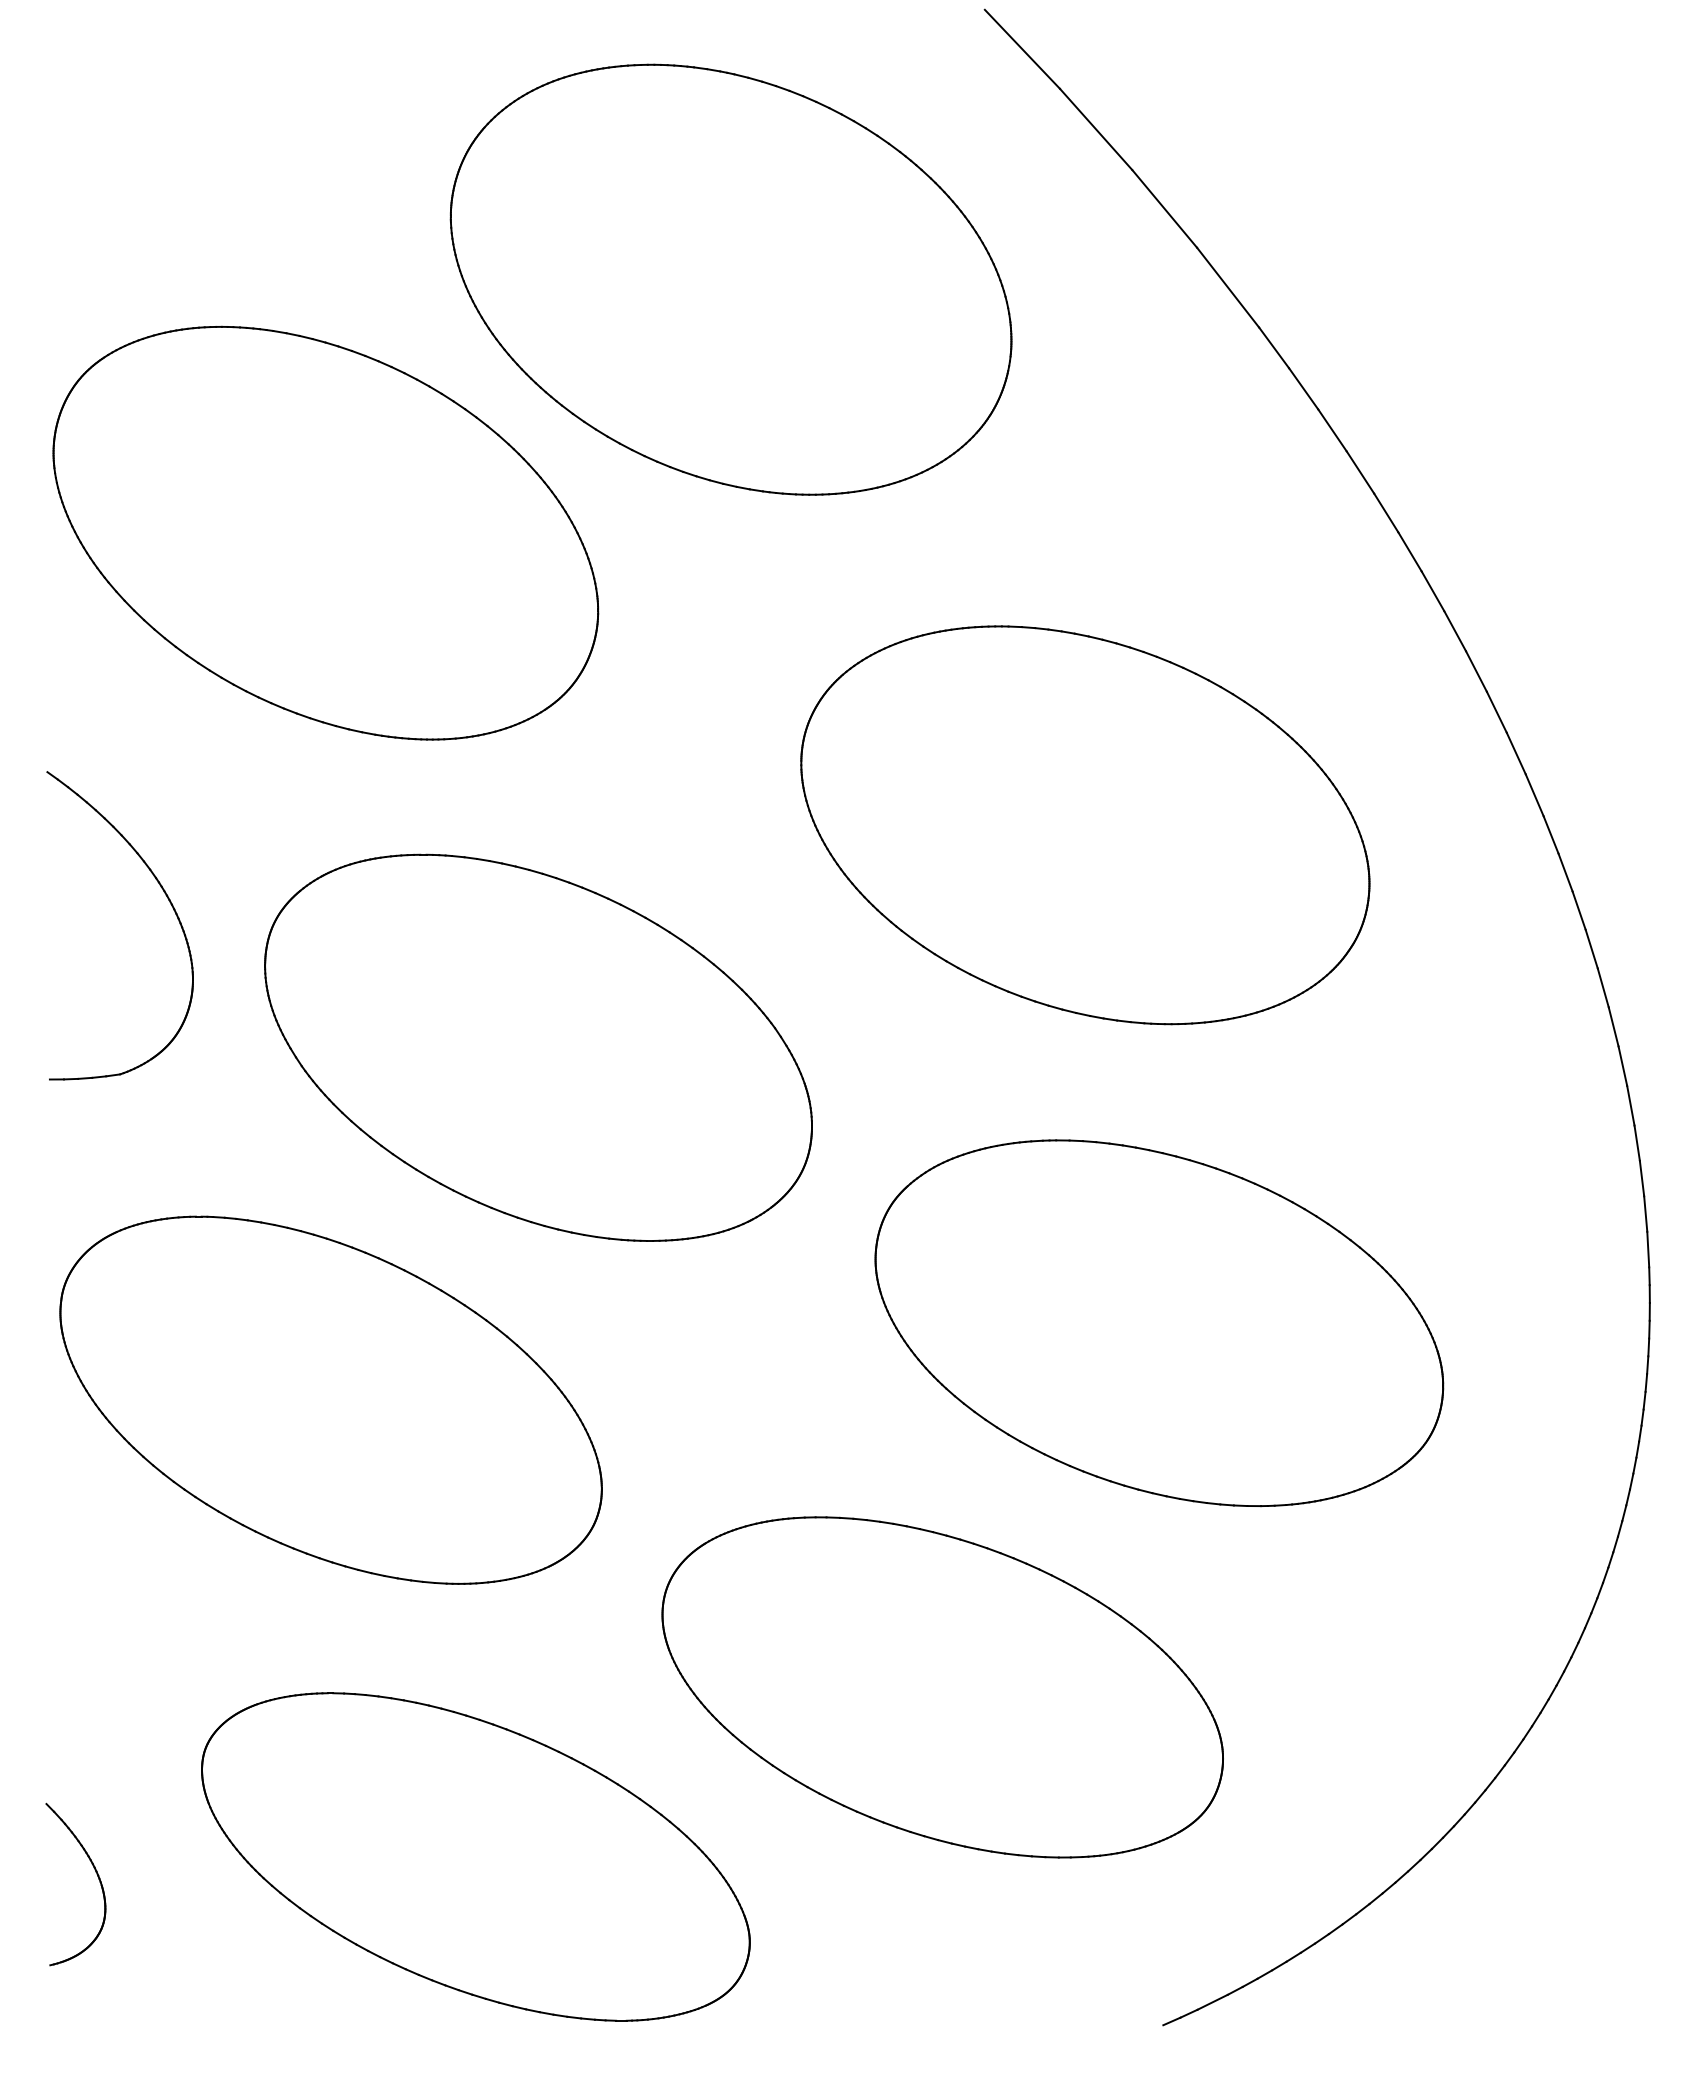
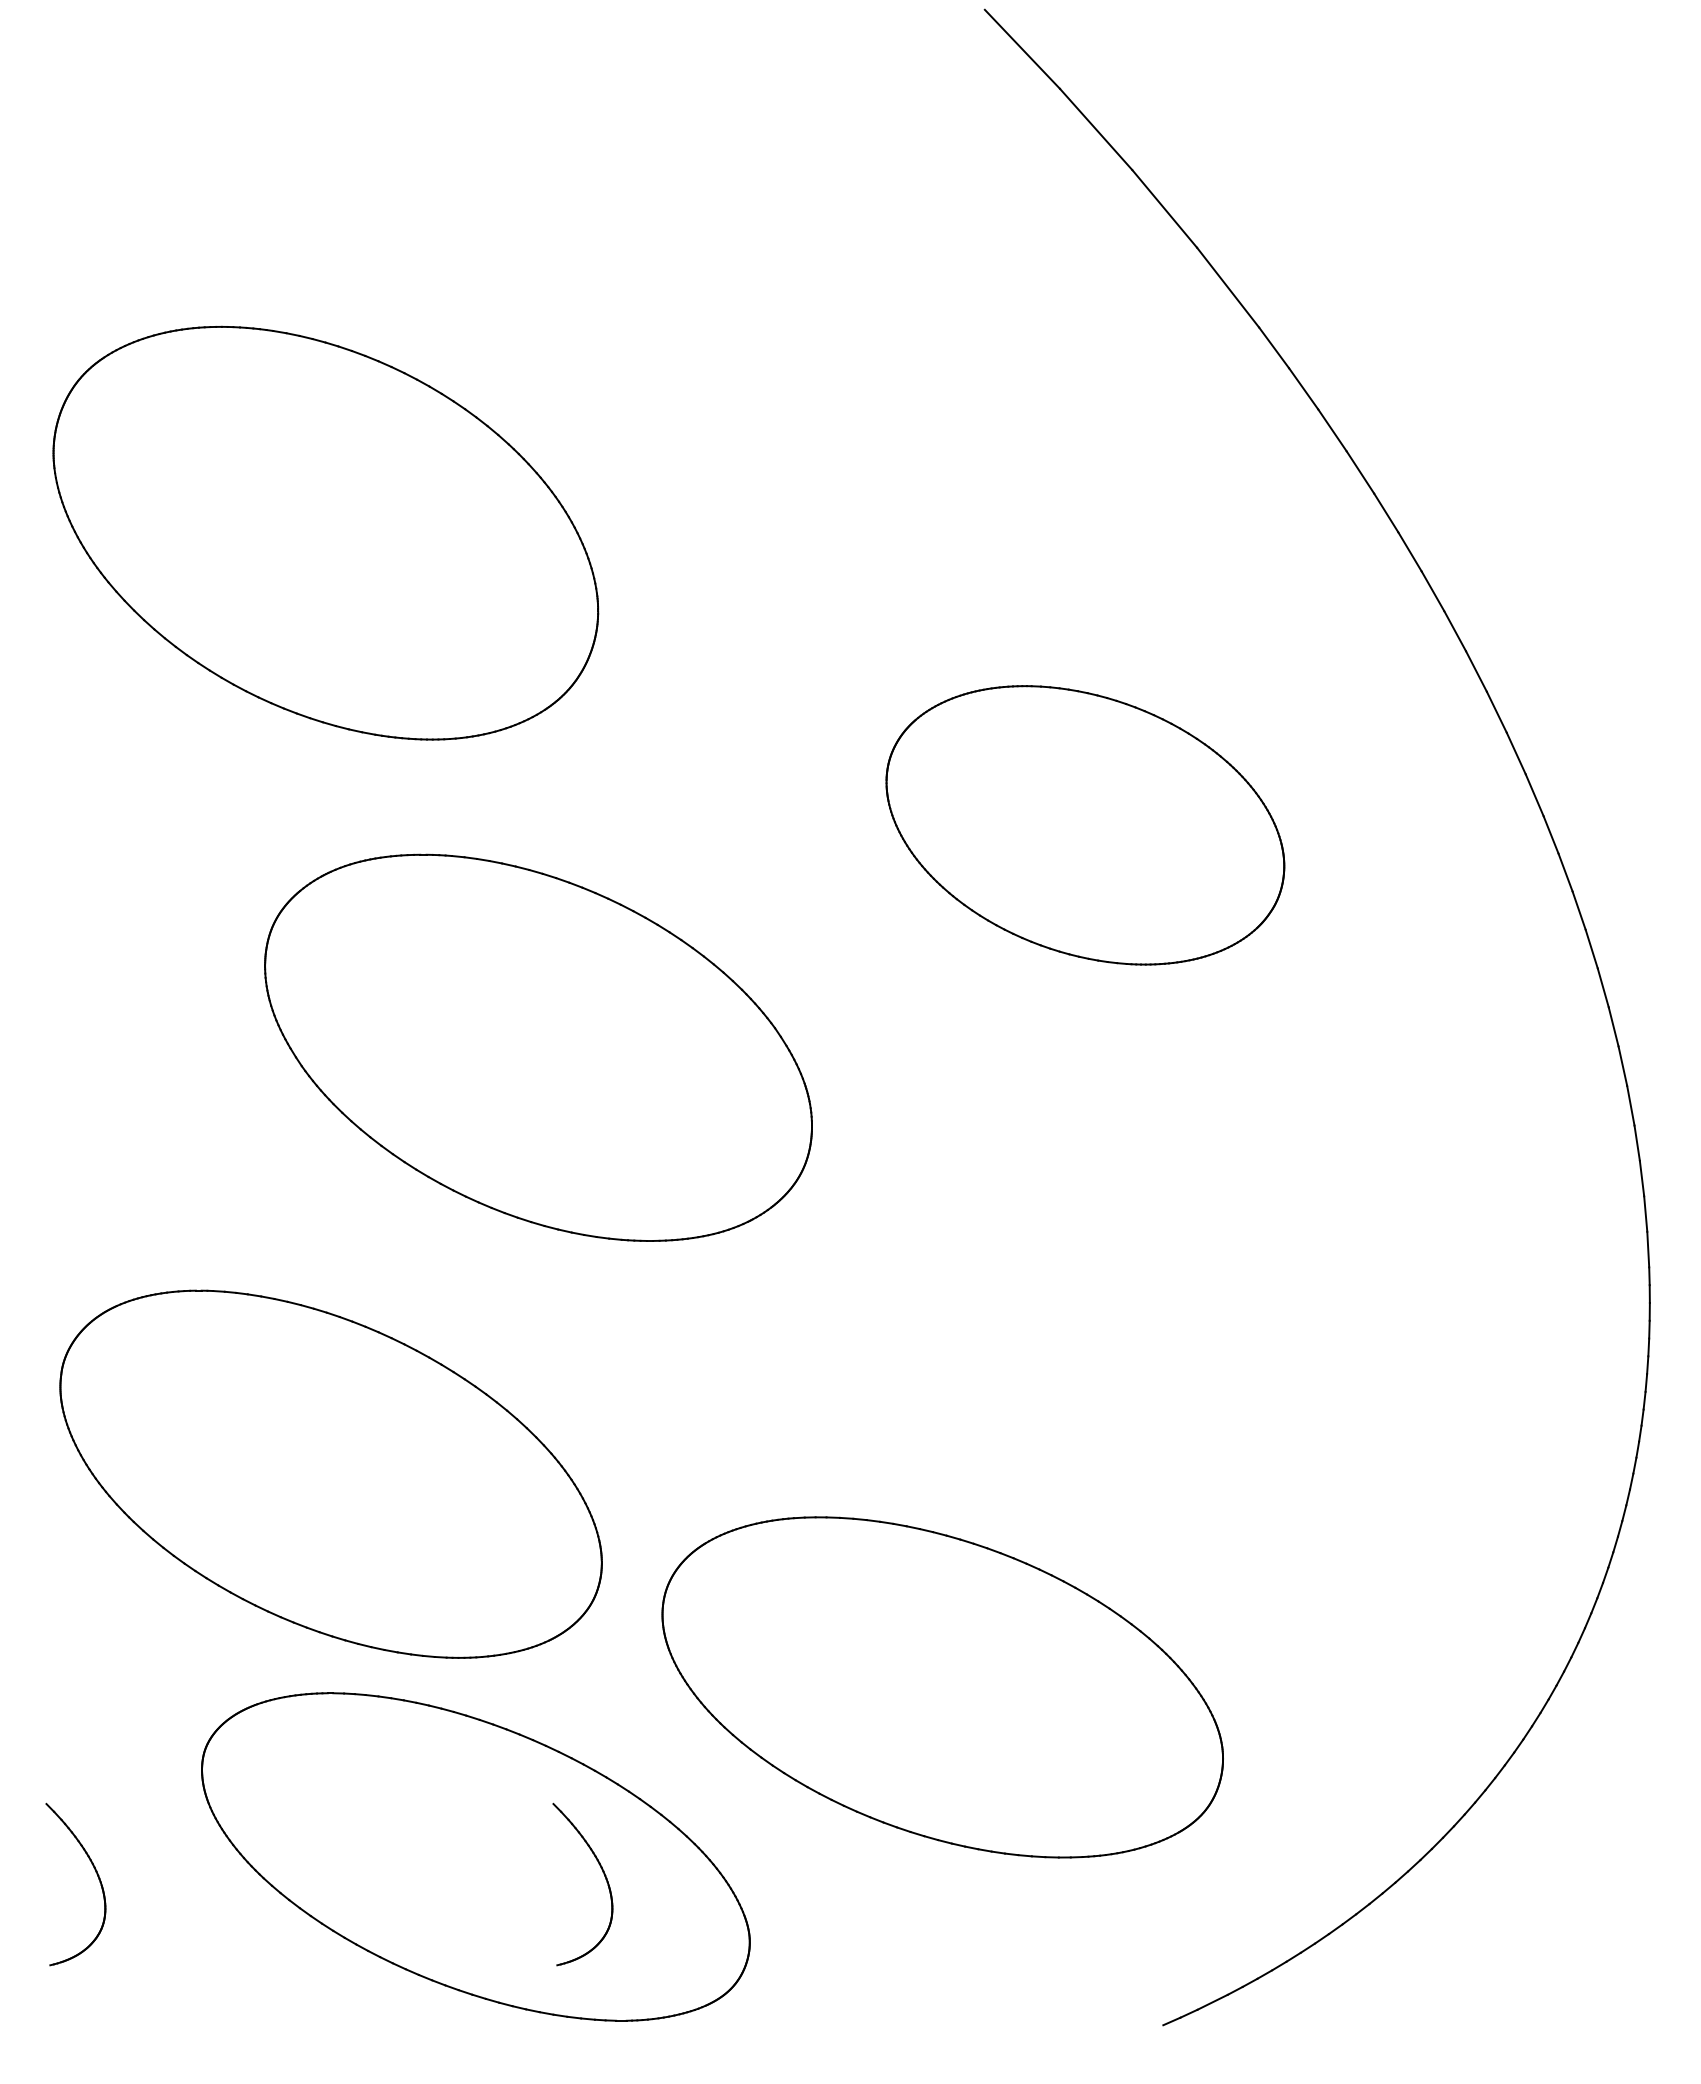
part: present -> none (730, 279)
part size: 571x401 px -> 401x281 px (1085, 825)
part: present -> none (165, 895)
part: present -> none (1159, 1323)
part position: (330, 1399) -> (330, 1473) (330, 1473)
part: none -> present (603, 1874)
